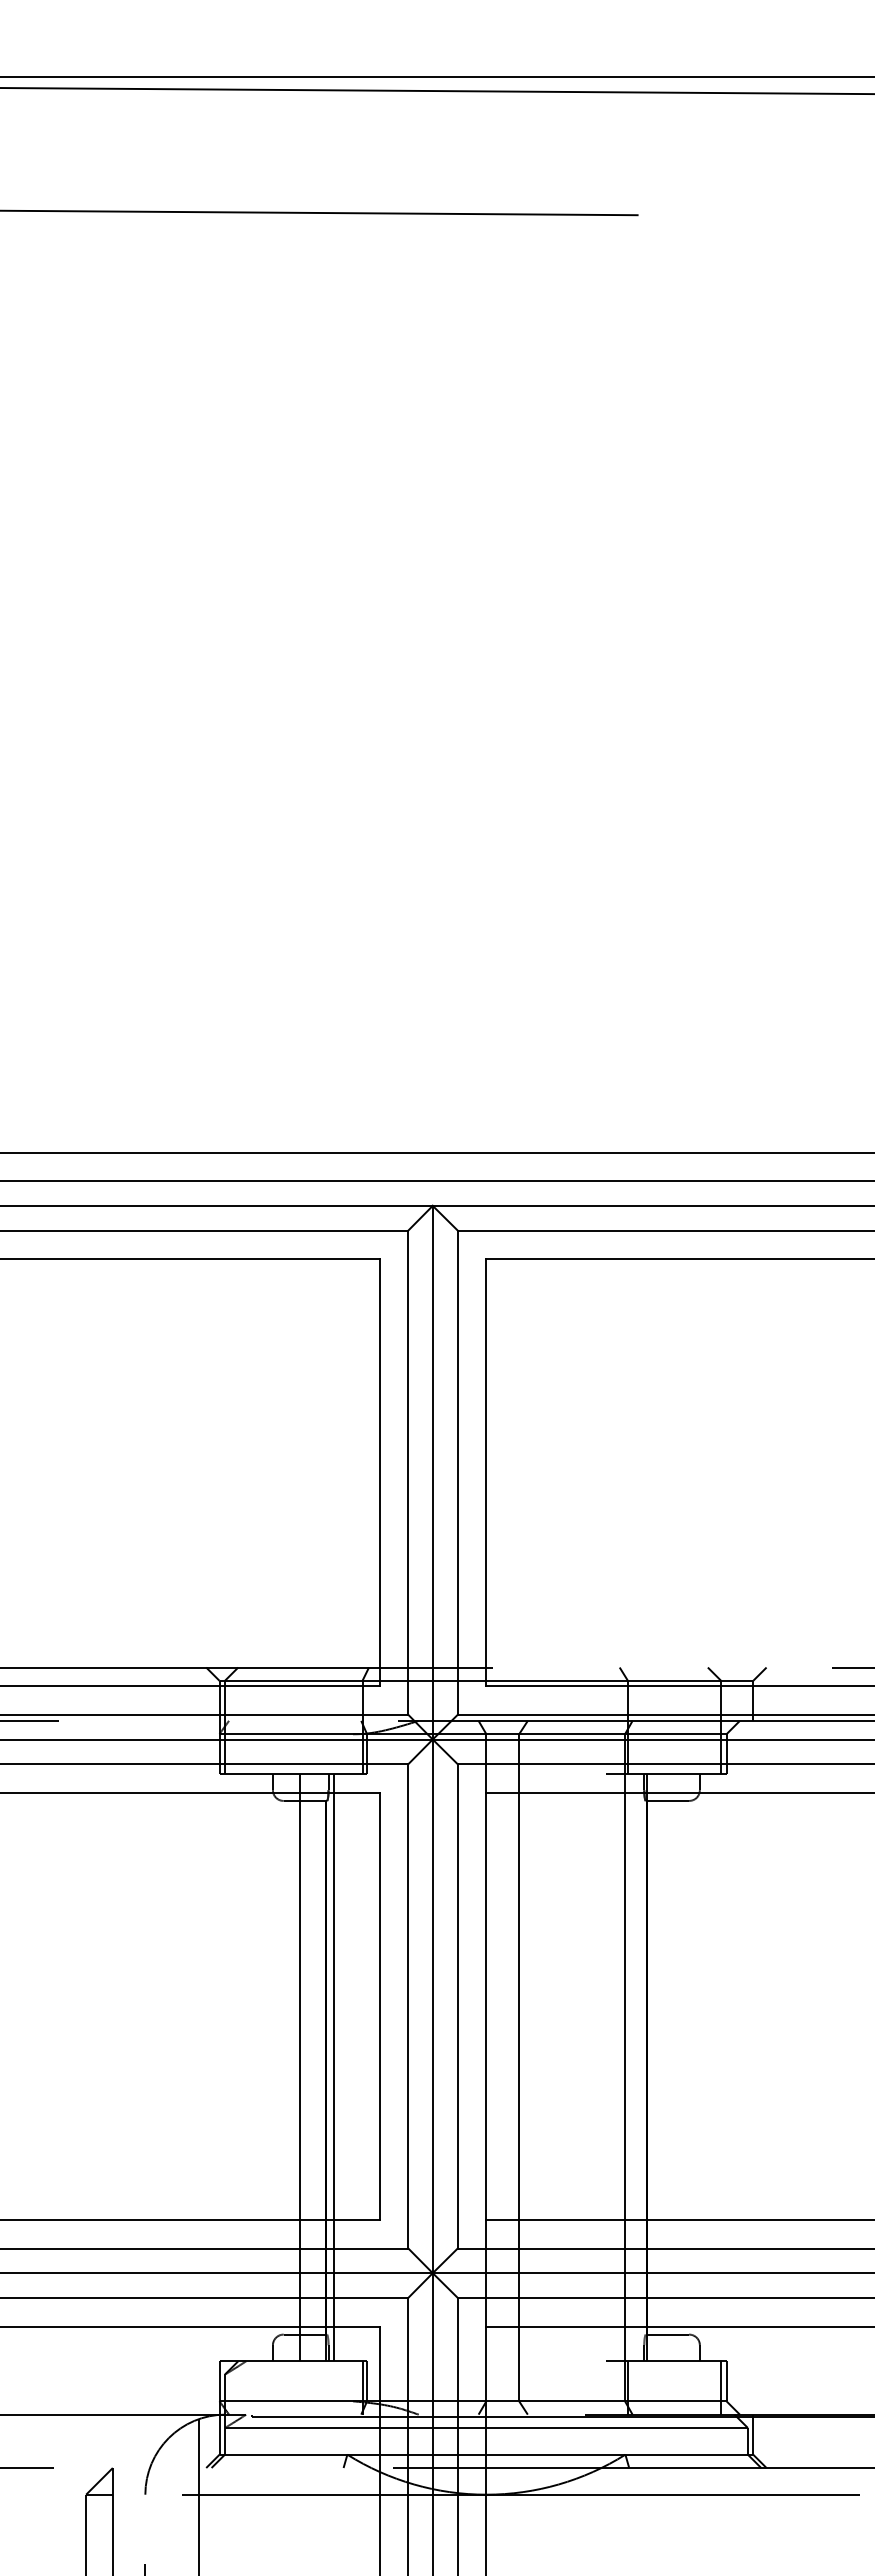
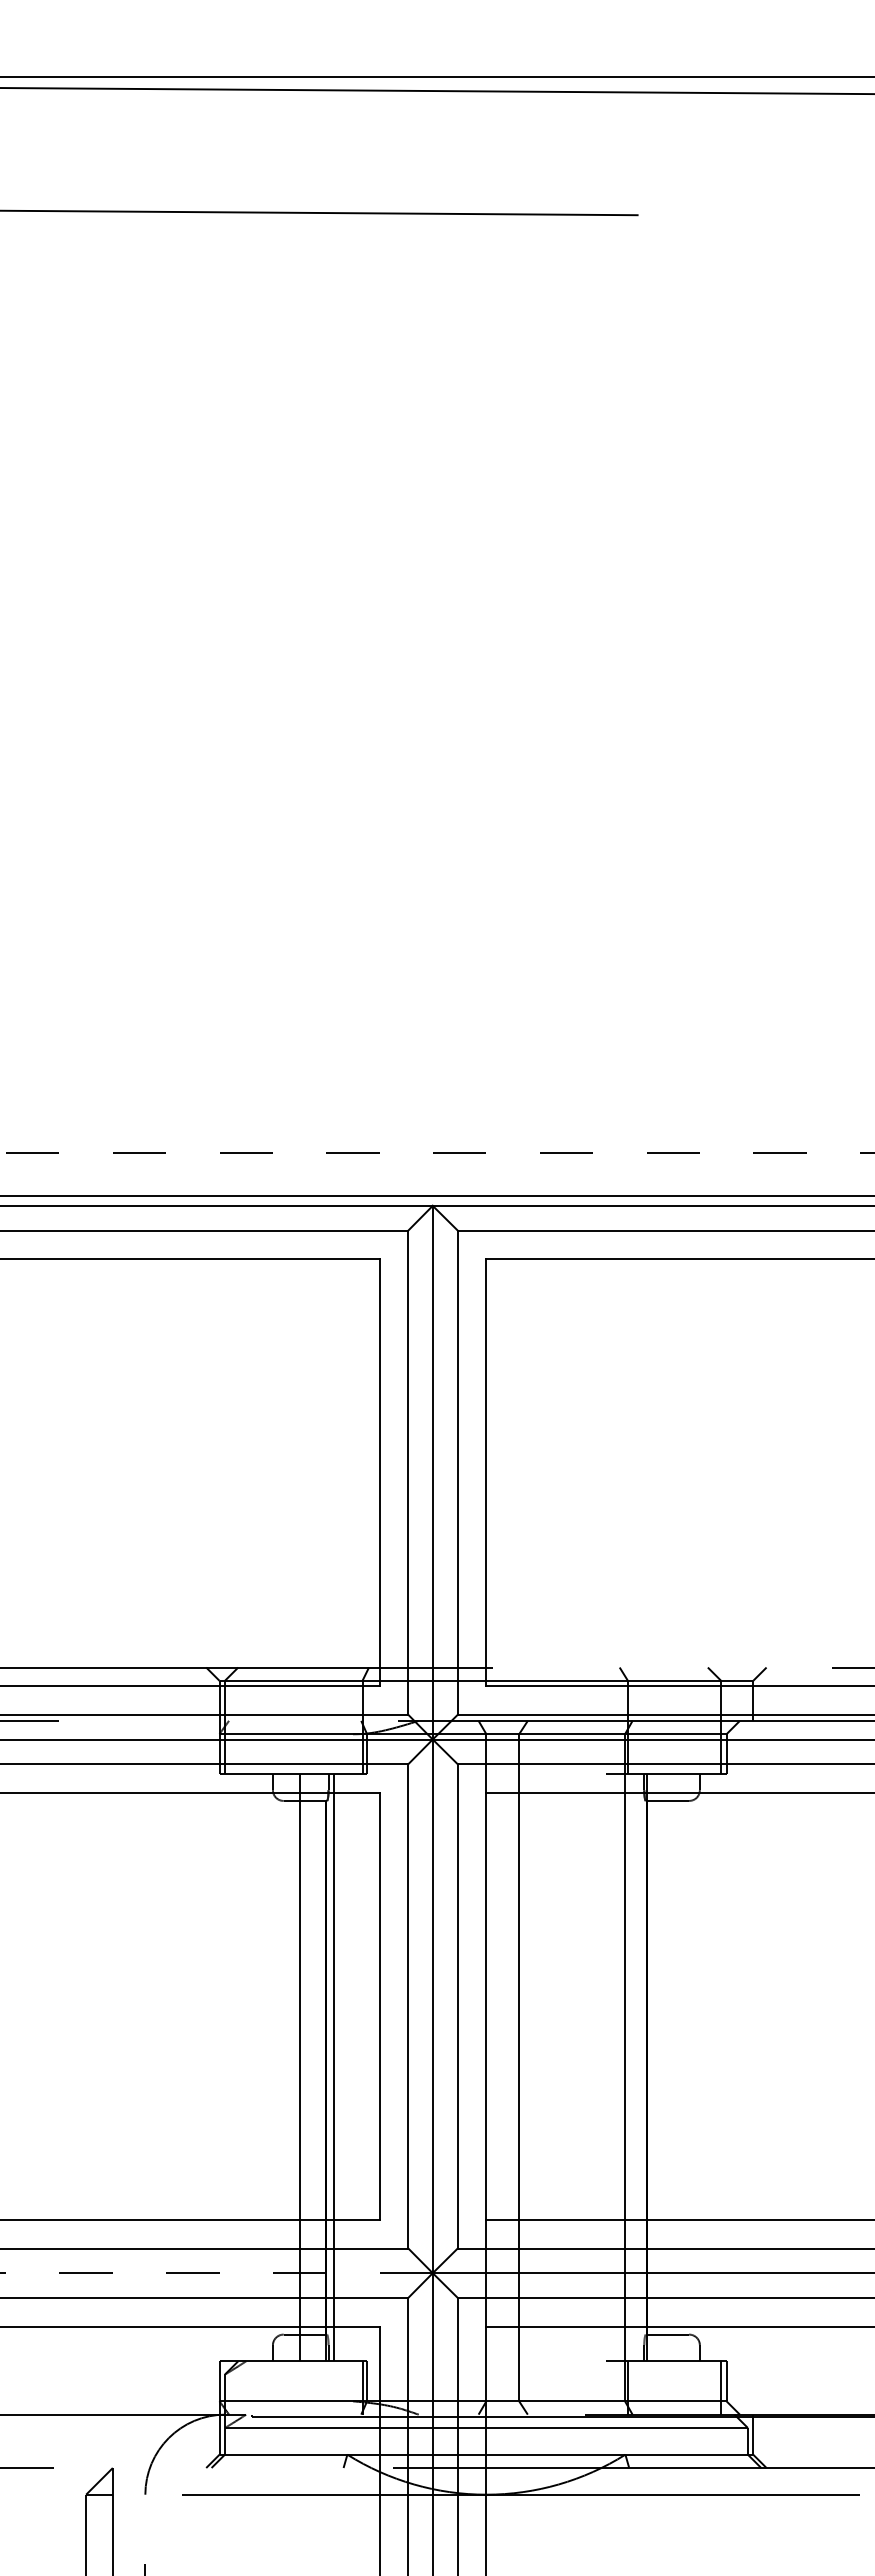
line: solid -> dashed (437, 1152)
line position: (436, 1181) -> (436, 1196) (436, 1196)
line: solid -> dashed (216, 2273)
line: present -> none (198, 2495)
